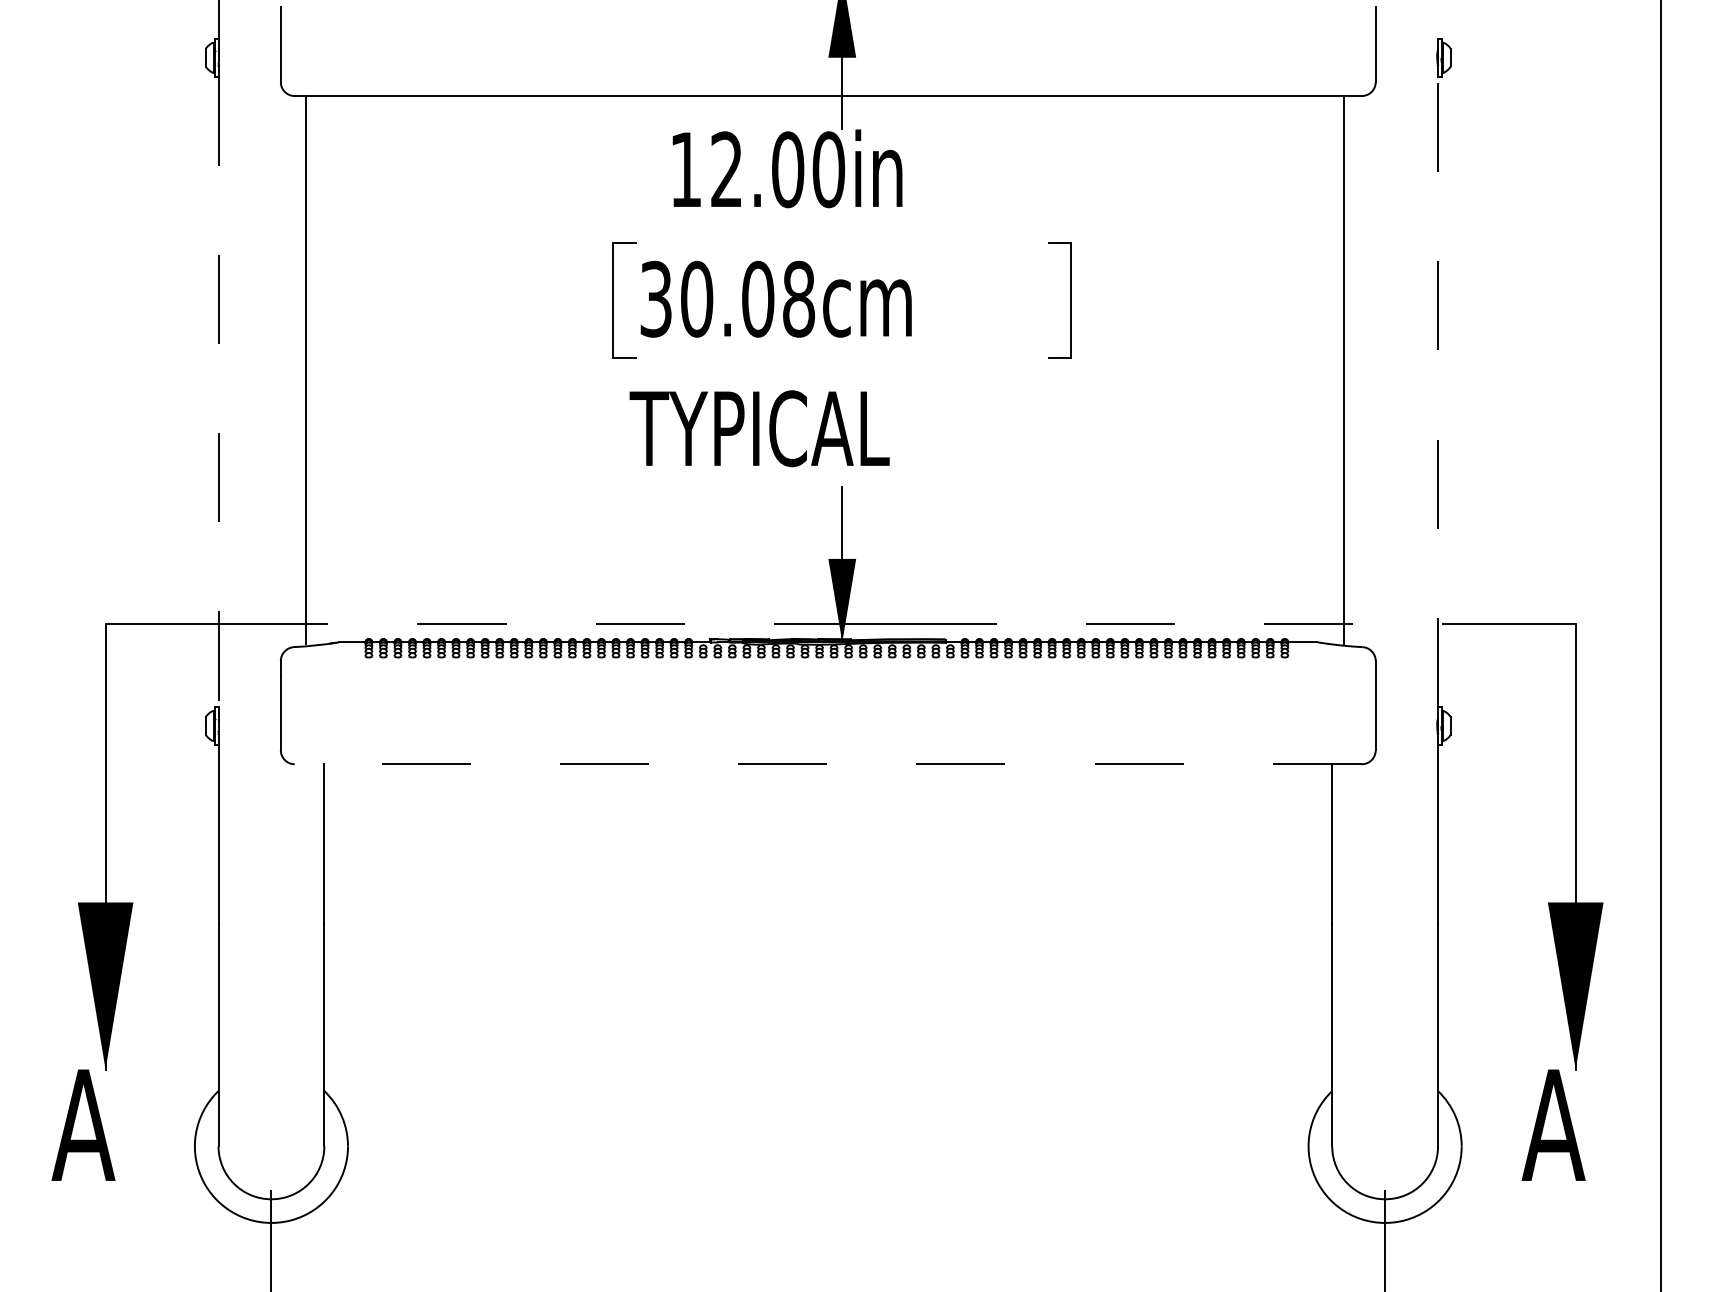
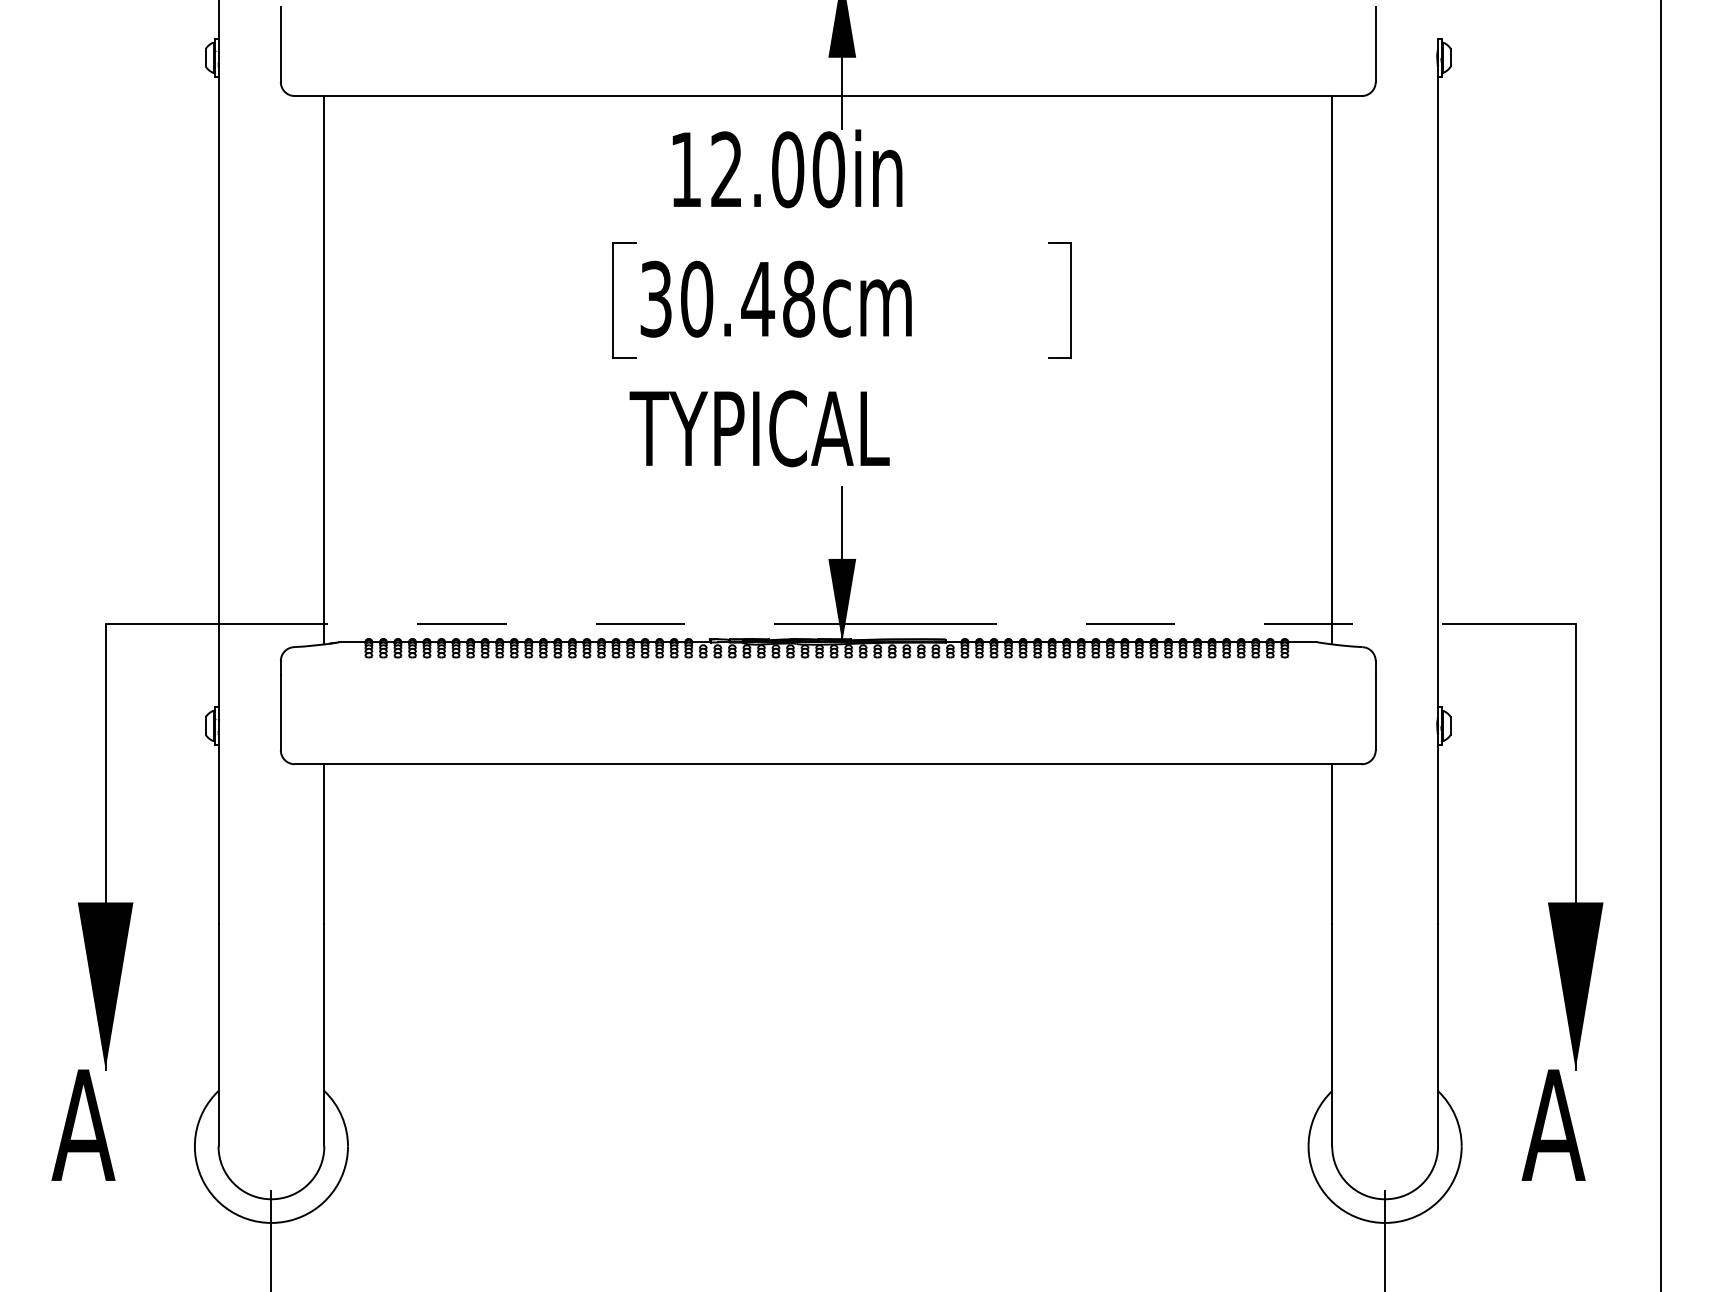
text: 30.08cm -> 30.48cm (757, 298)
line position: (306, 370) -> (324, 370) (324, 370)
line position: (1344, 370) -> (1332, 370) (1332, 370)
line: dashed -> solid (218, 391)
line: dashed -> solid (1438, 391)
line: dashed -> solid (828, 764)
